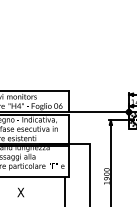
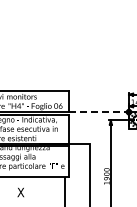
line: solid -> dashed (99, 112)
